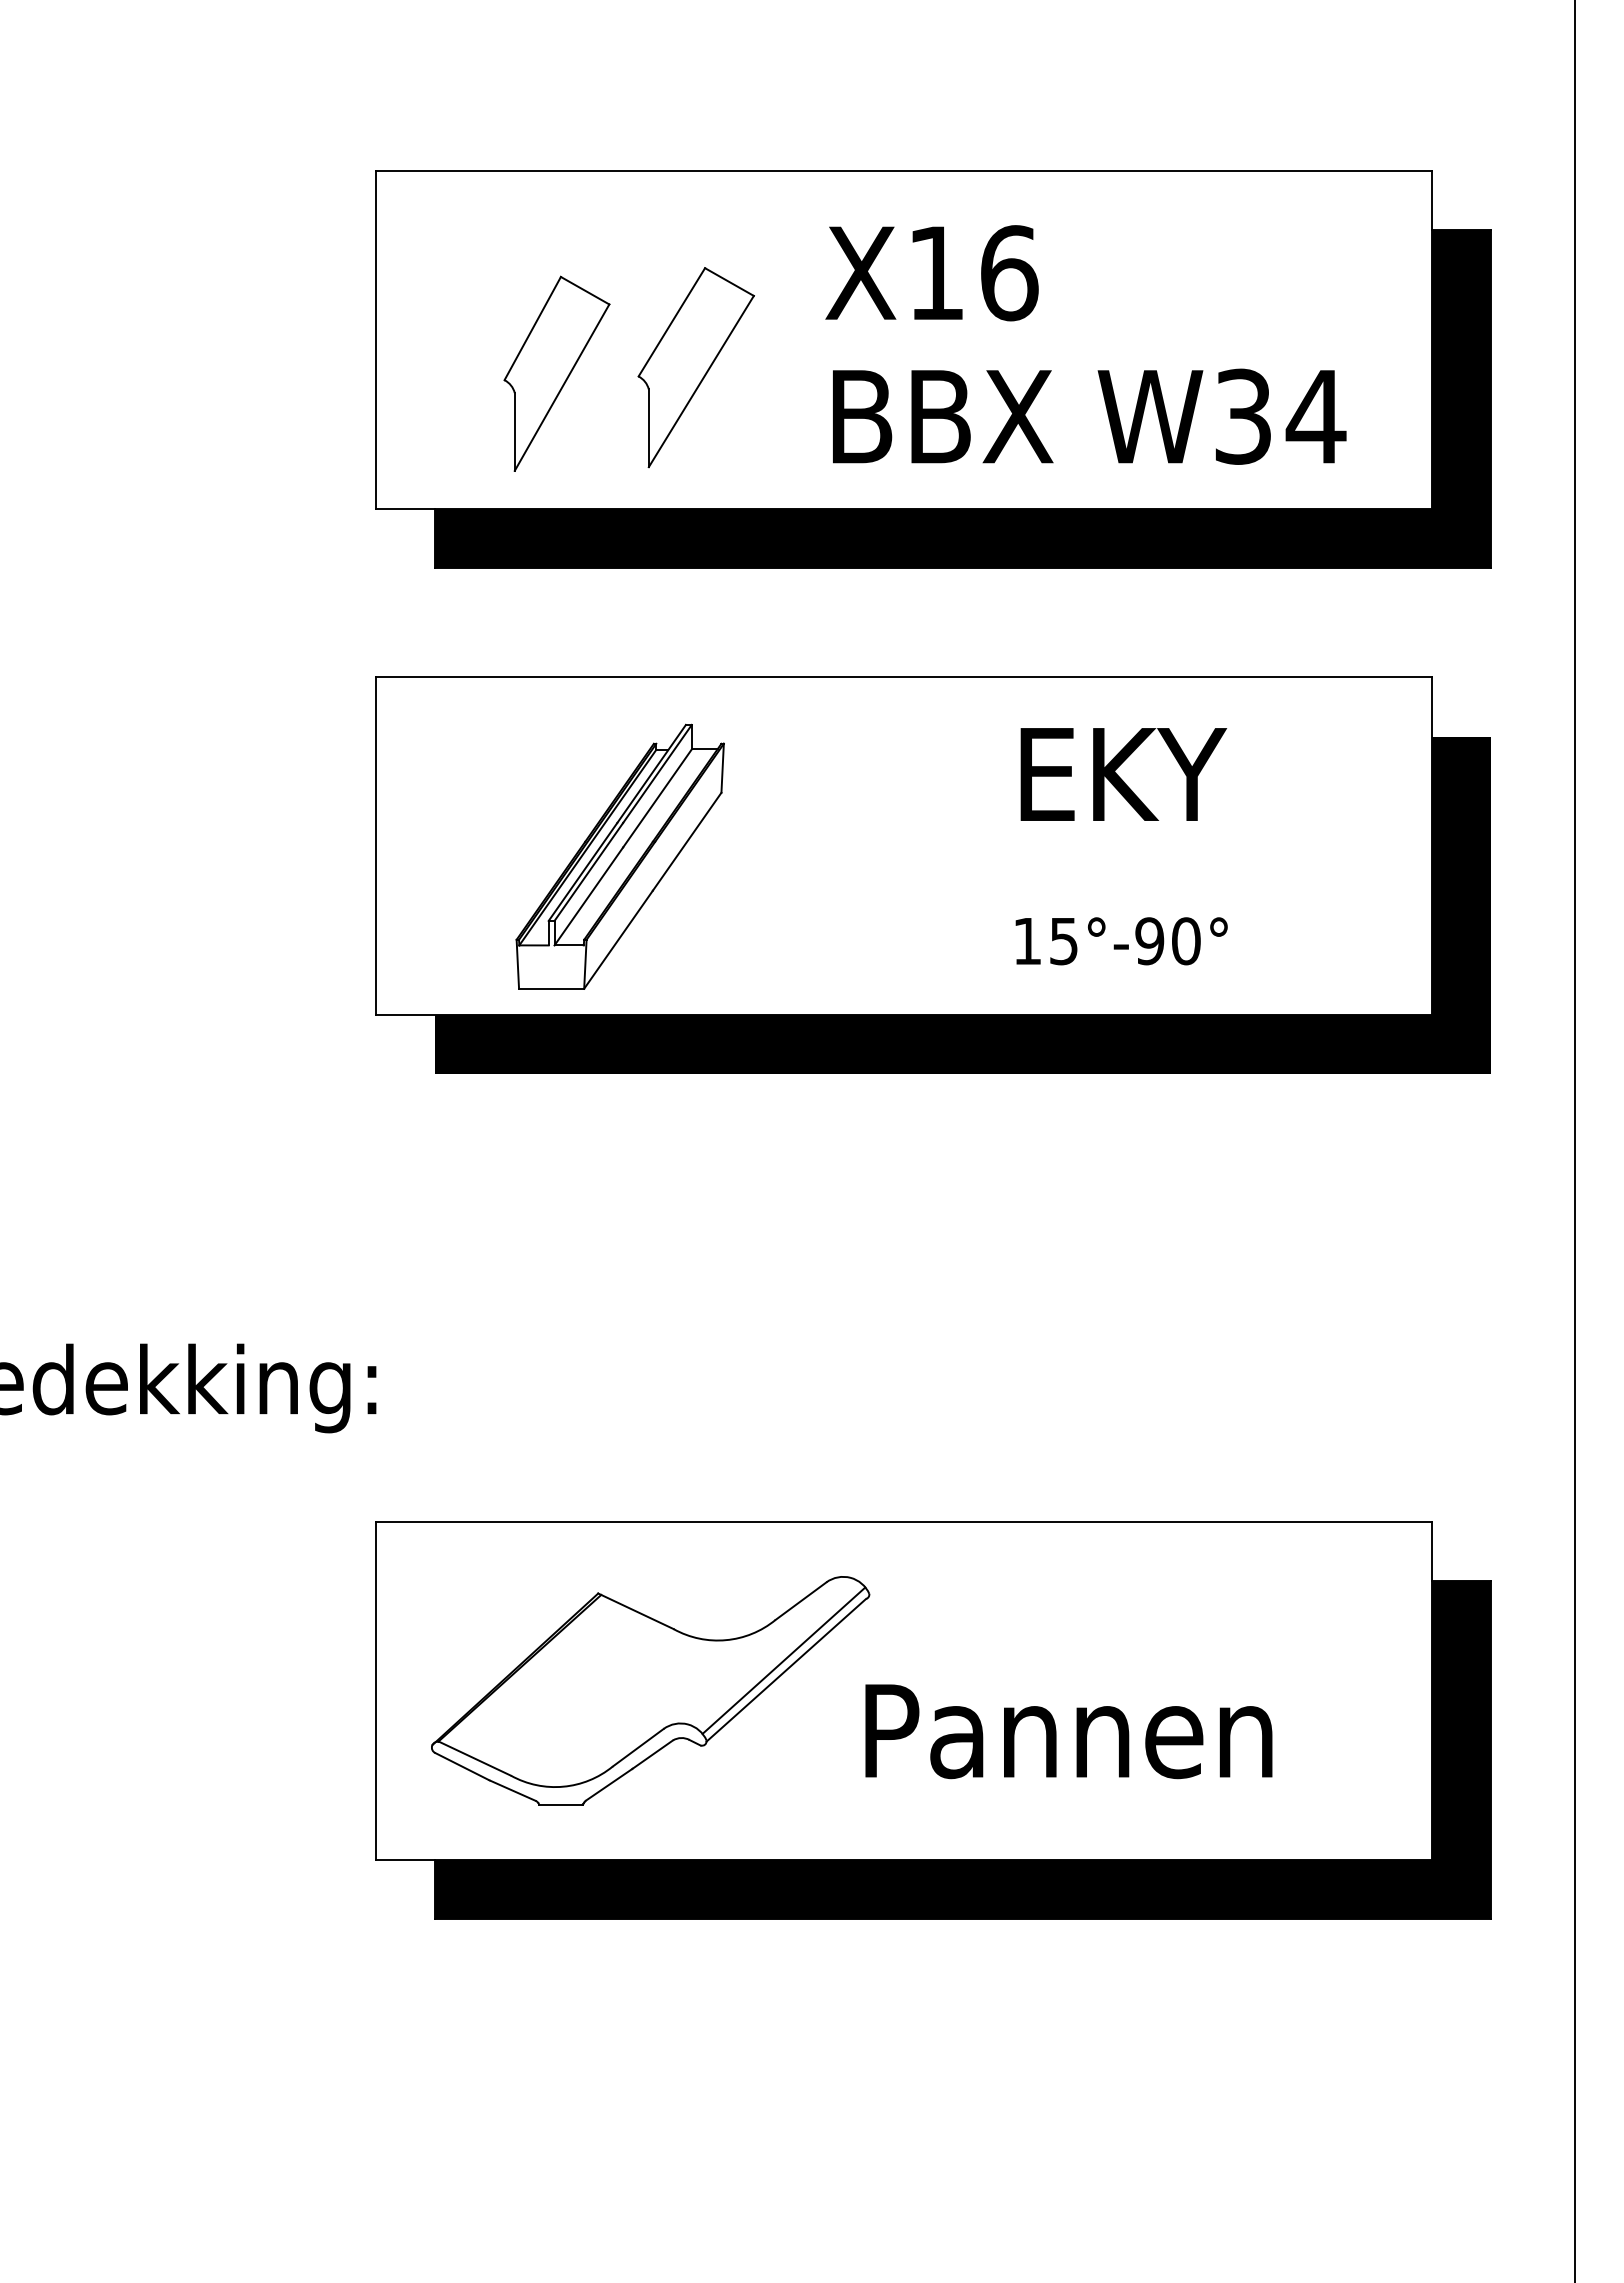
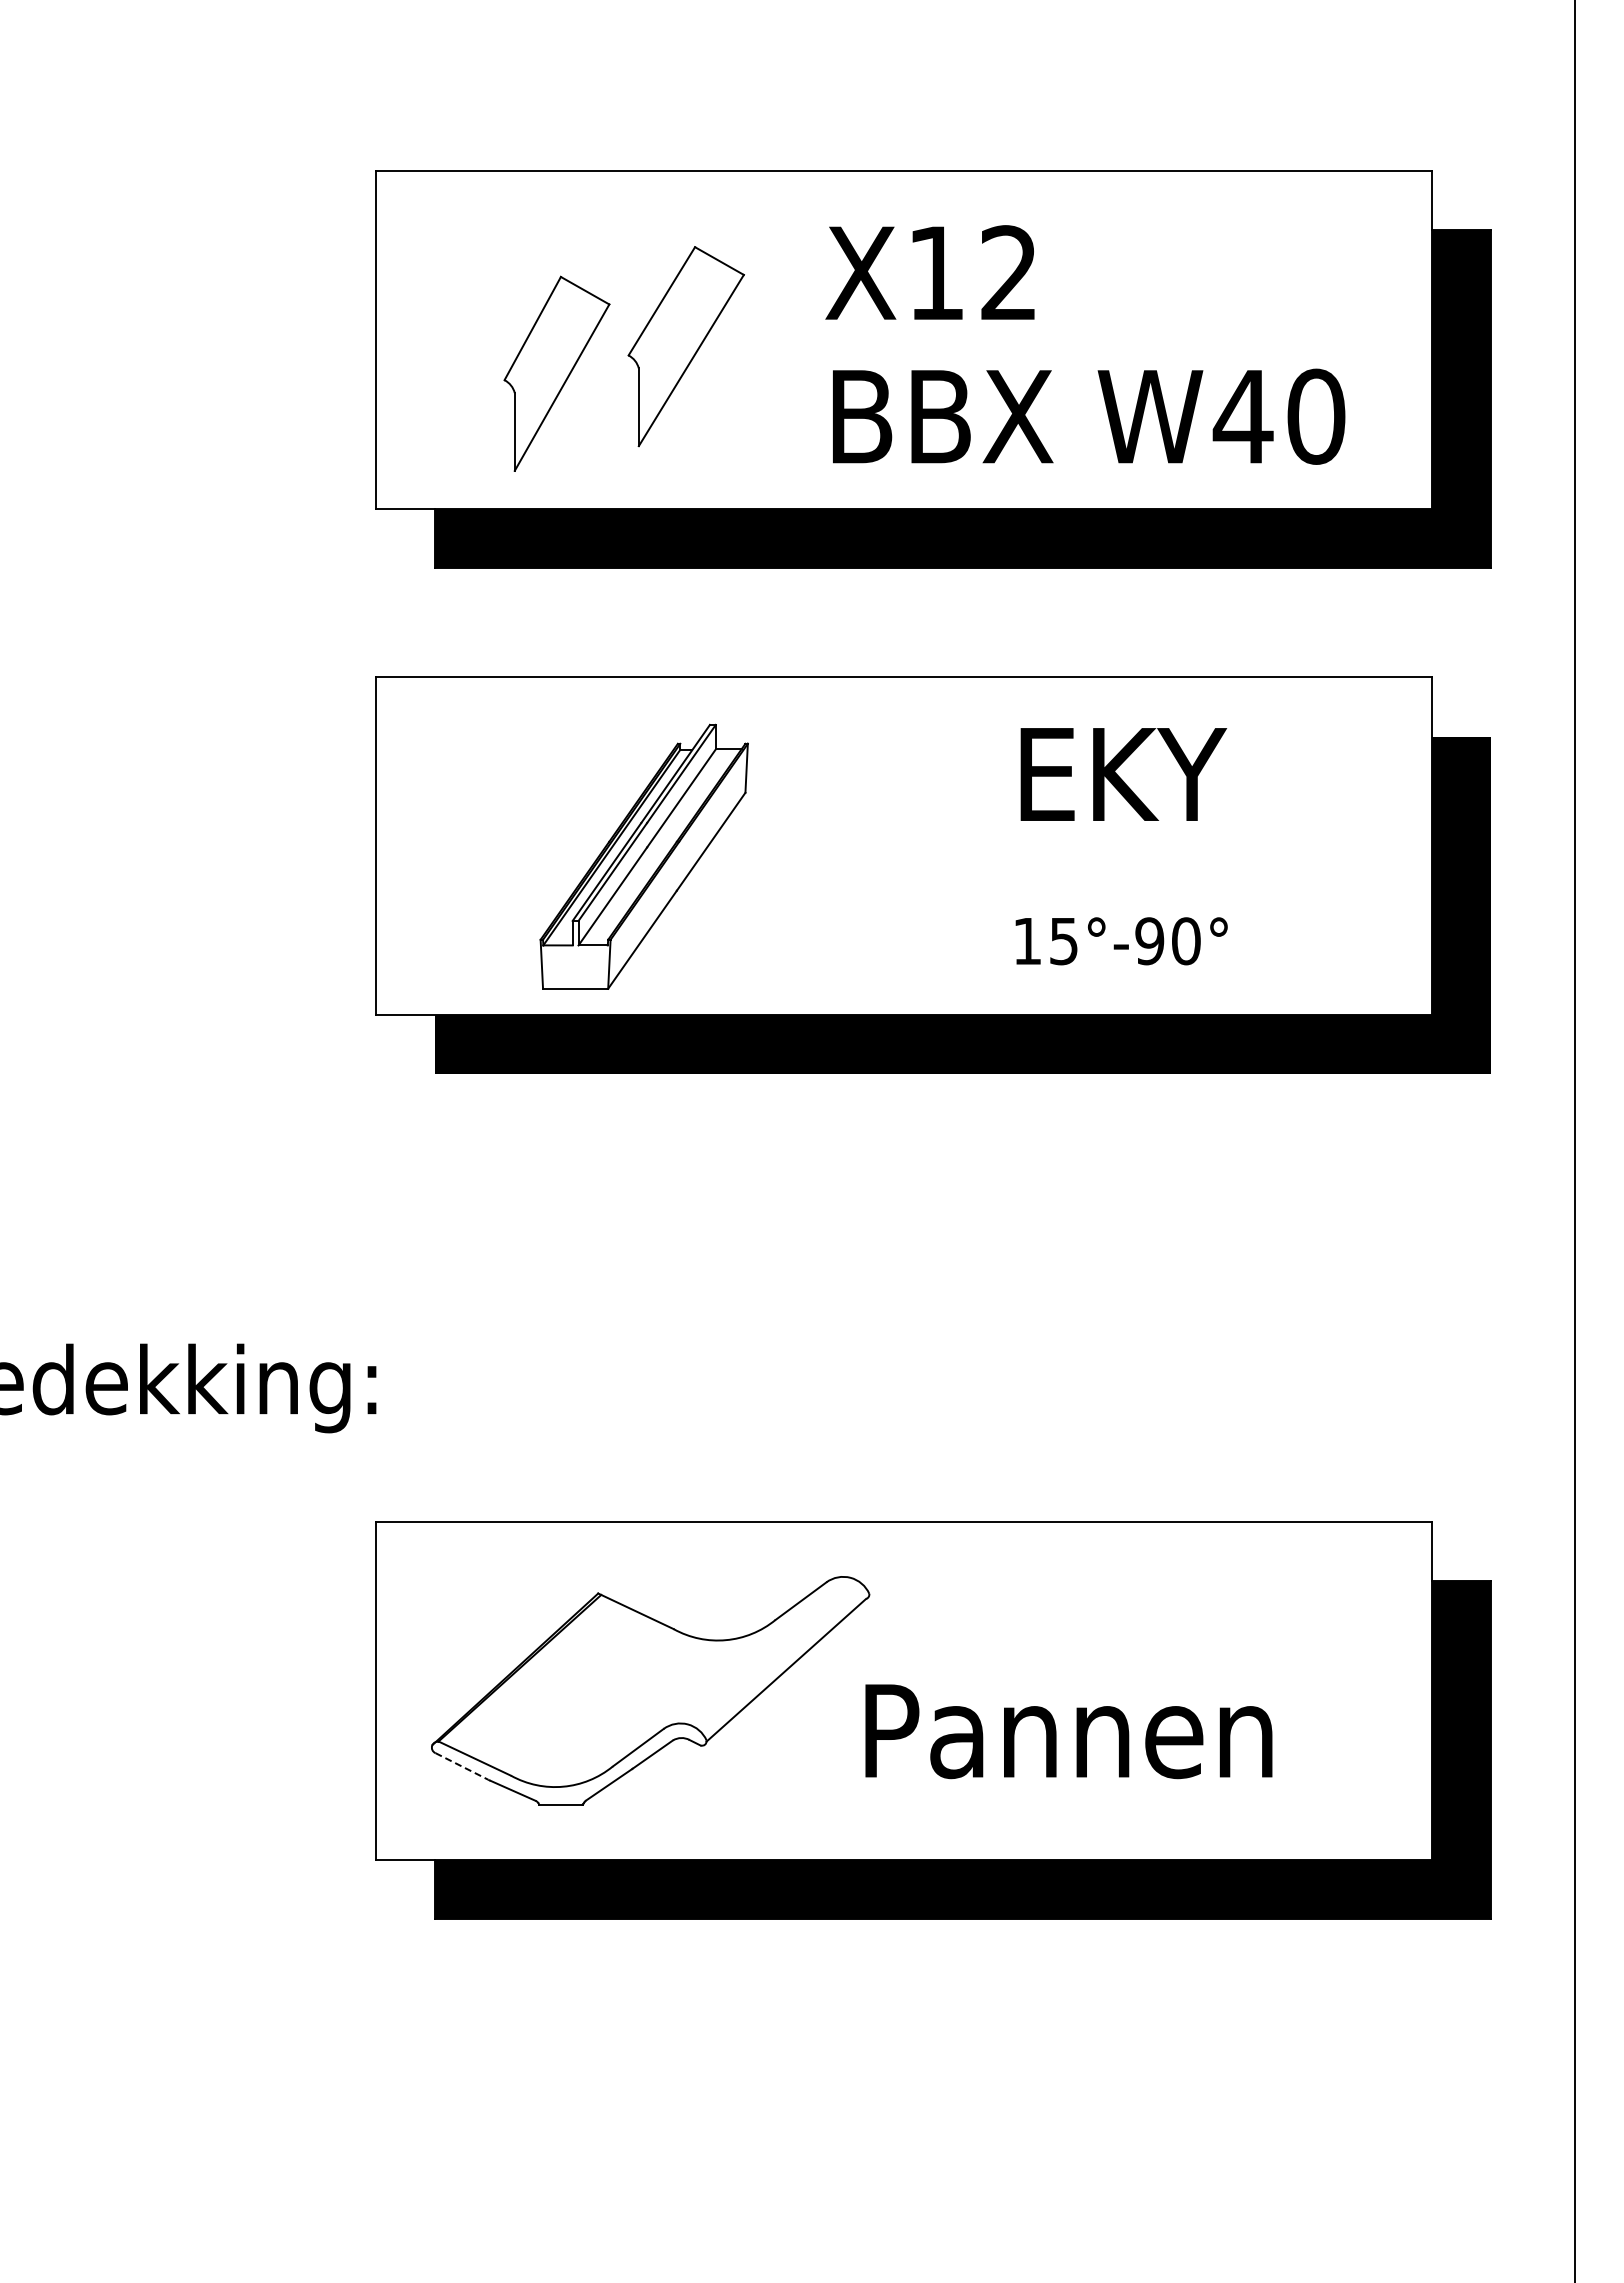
text: X16 -> X12 (1009, 273)
part position: (695, 367) -> (685, 346) (685, 346)
text: W34 -> W40 (1279, 416)
part position: (619, 856) -> (643, 856) (643, 856)
line: present -> none (783, 1660)
line: solid -> dashed (461, 1766)
